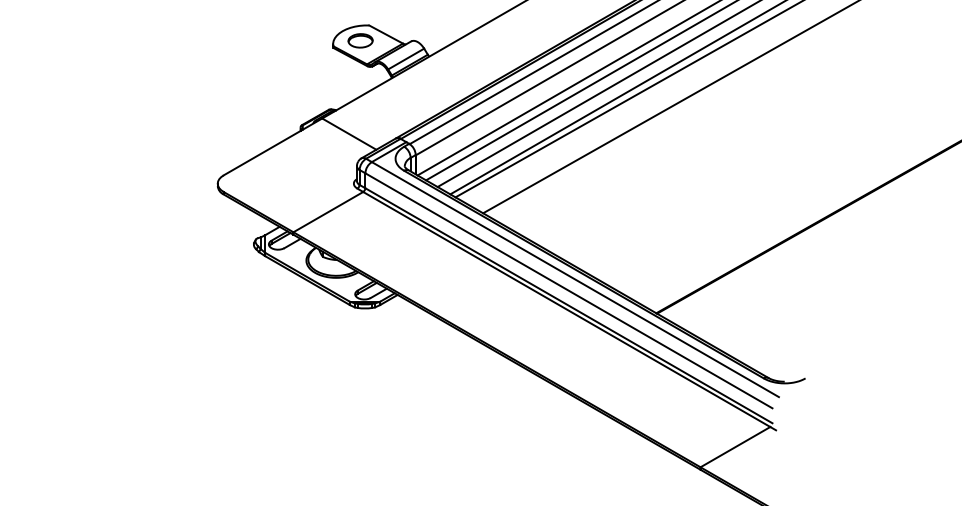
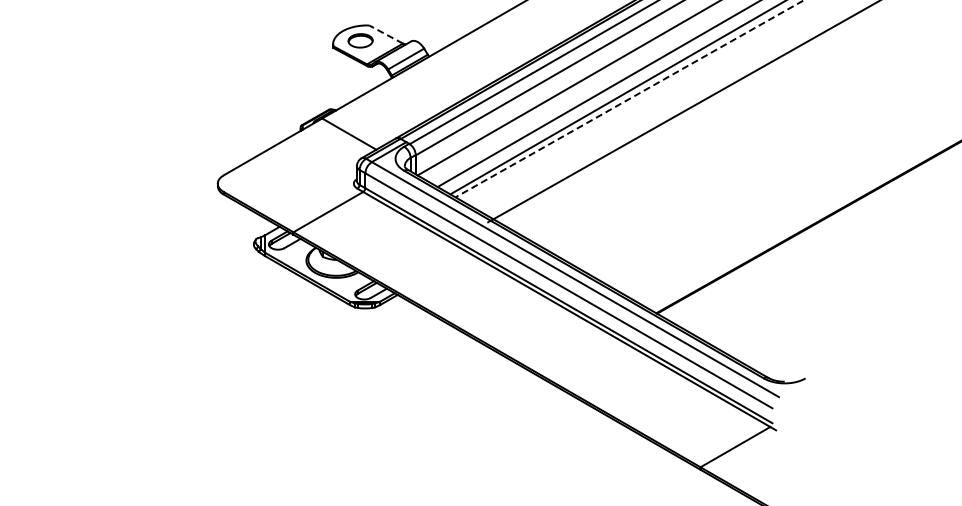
line: solid -> dashed (385, 34)
line: present -> none (580, 91)
line: solid -> dashed (629, 98)
line position: (669, 107) -> (682, 112) (682, 112)
